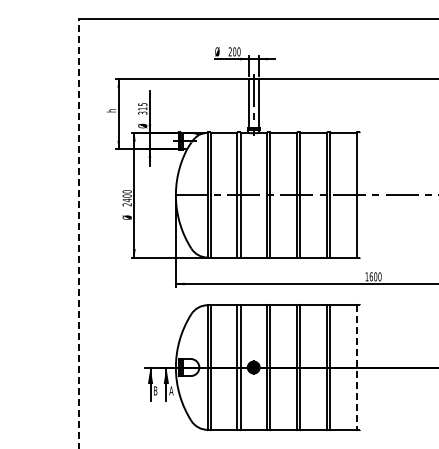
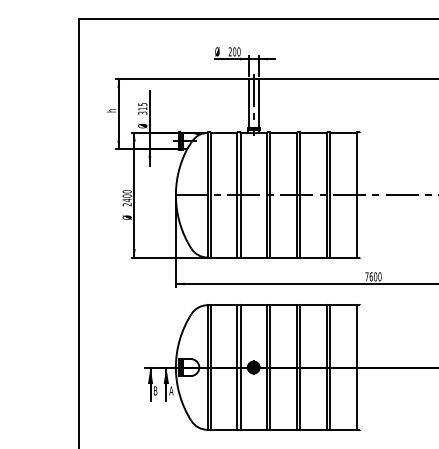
line: dashed -> solid (79, 233)
text: 1600 -> 7600 (366, 276)
line: dashed -> solid (356, 368)
